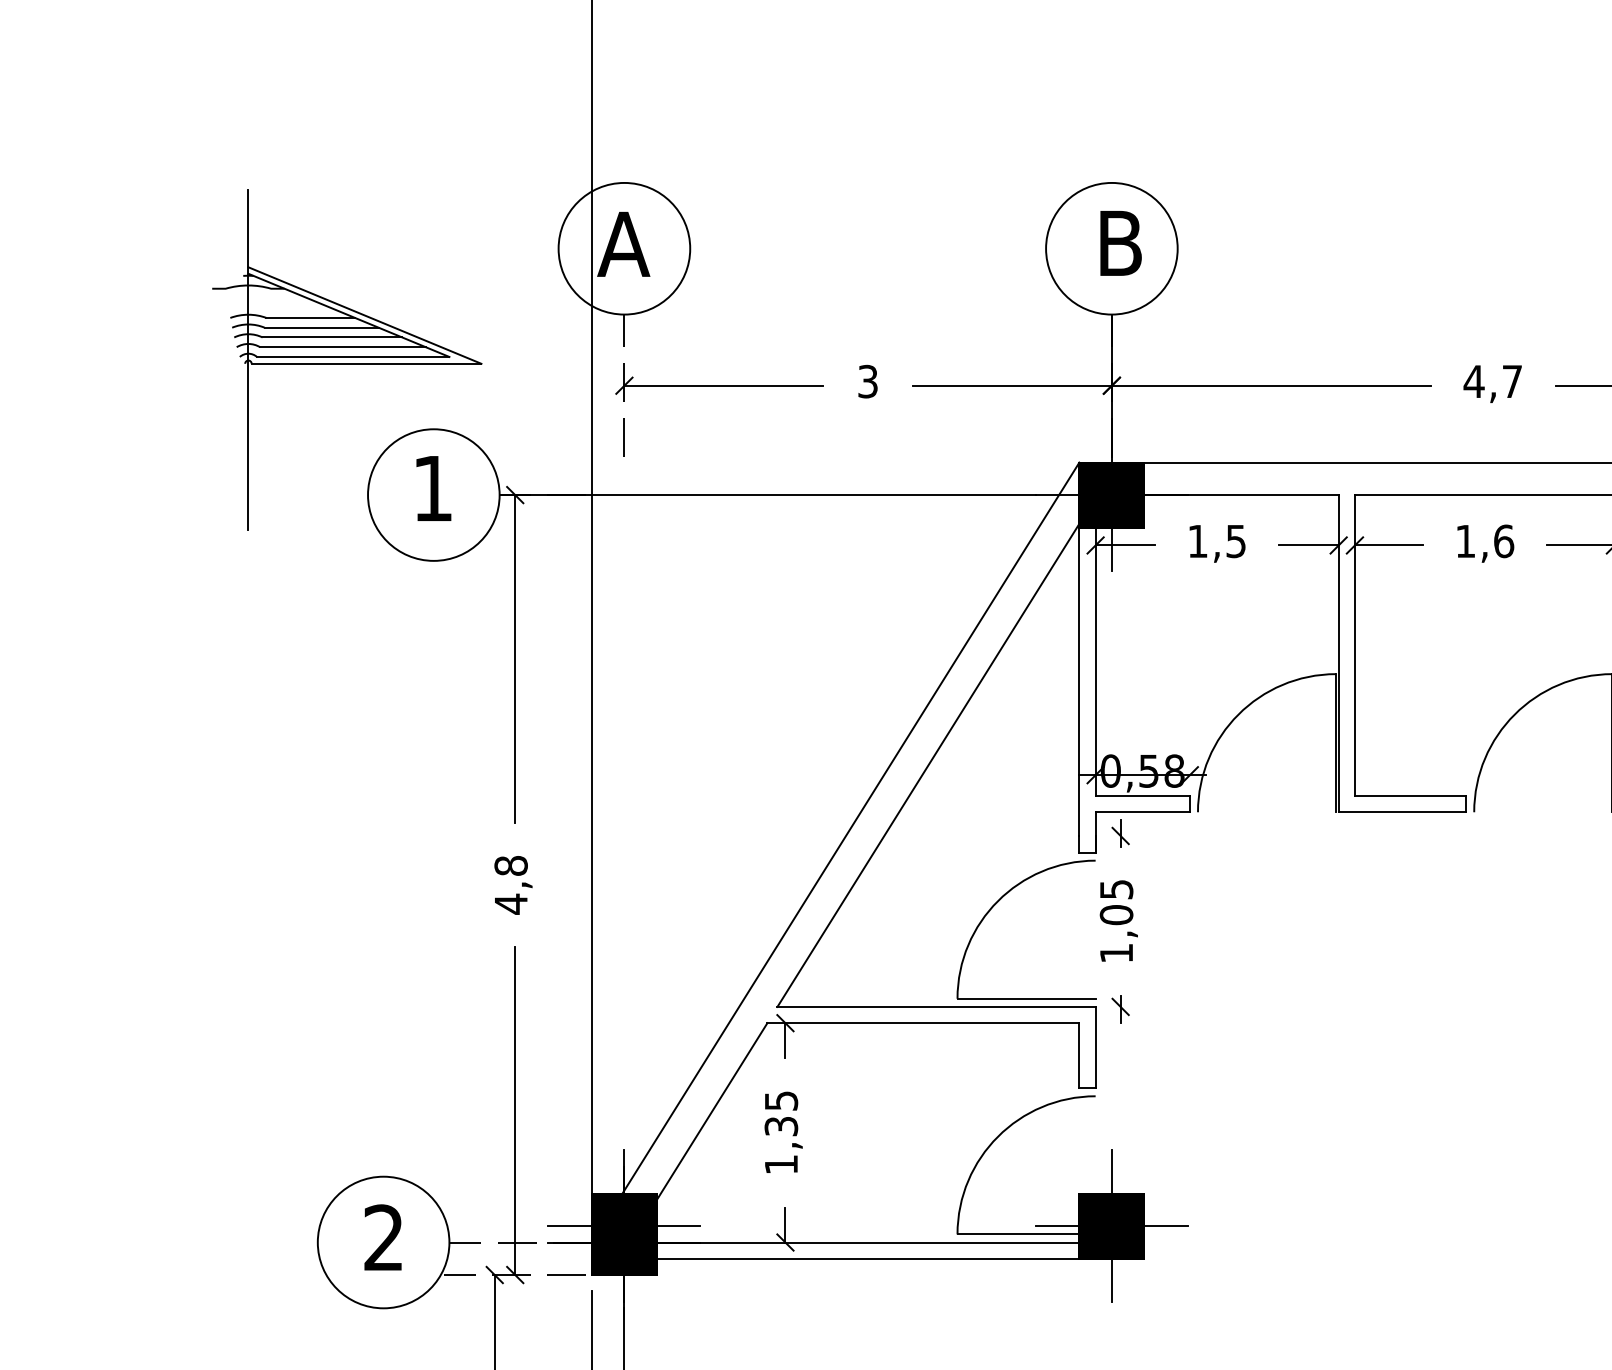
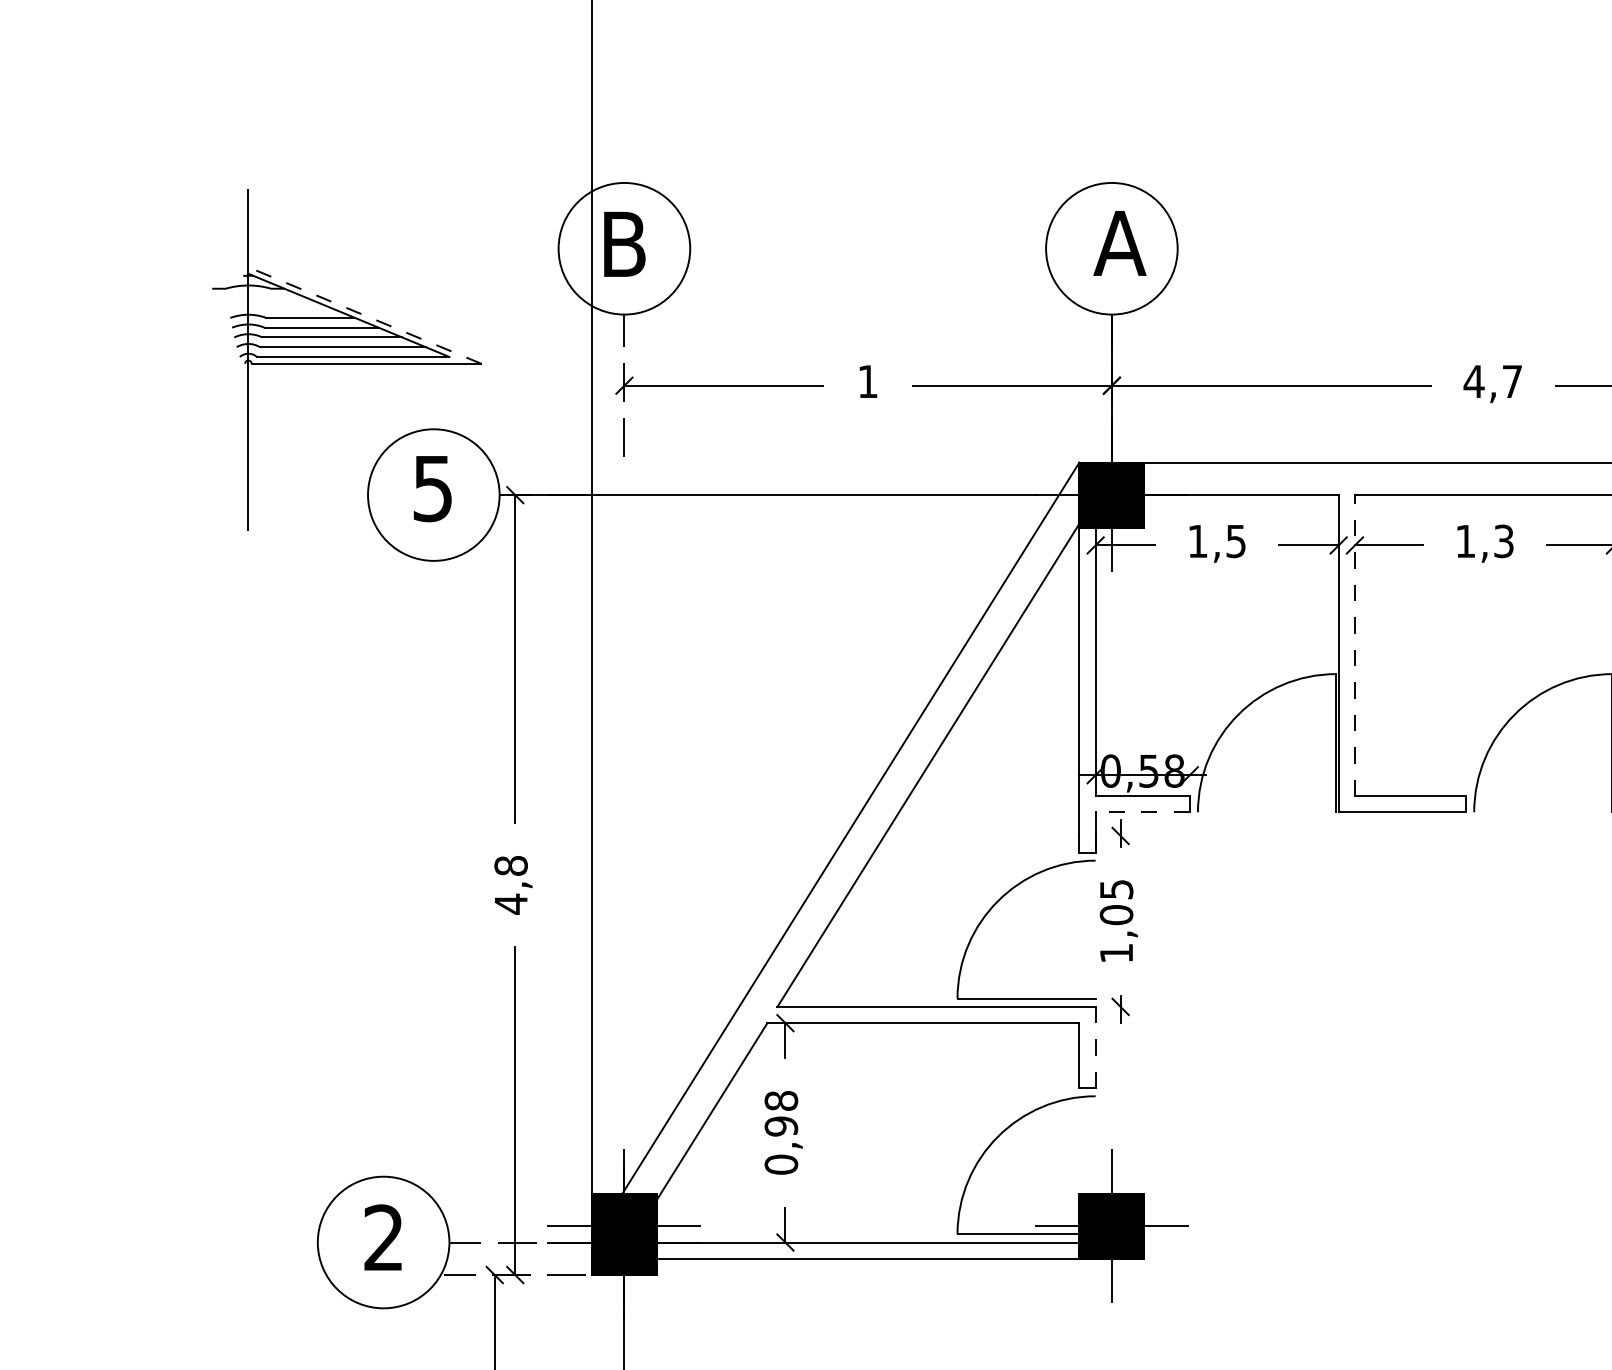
text: B -> A (1119, 242)
text: A -> B (623, 243)
line: solid -> dashed (364, 315)
text: 3 -> 1 (867, 381)
text: 1 -> 5 (432, 489)
text: 1,6 -> 1,3 (1504, 541)
line: solid -> dashed (1354, 645)
line: solid -> dashed (1142, 812)
line: solid -> dashed (1095, 1047)
text: 1,35 -> 0,98 (781, 1132)
line: present -> none (591, 1328)
